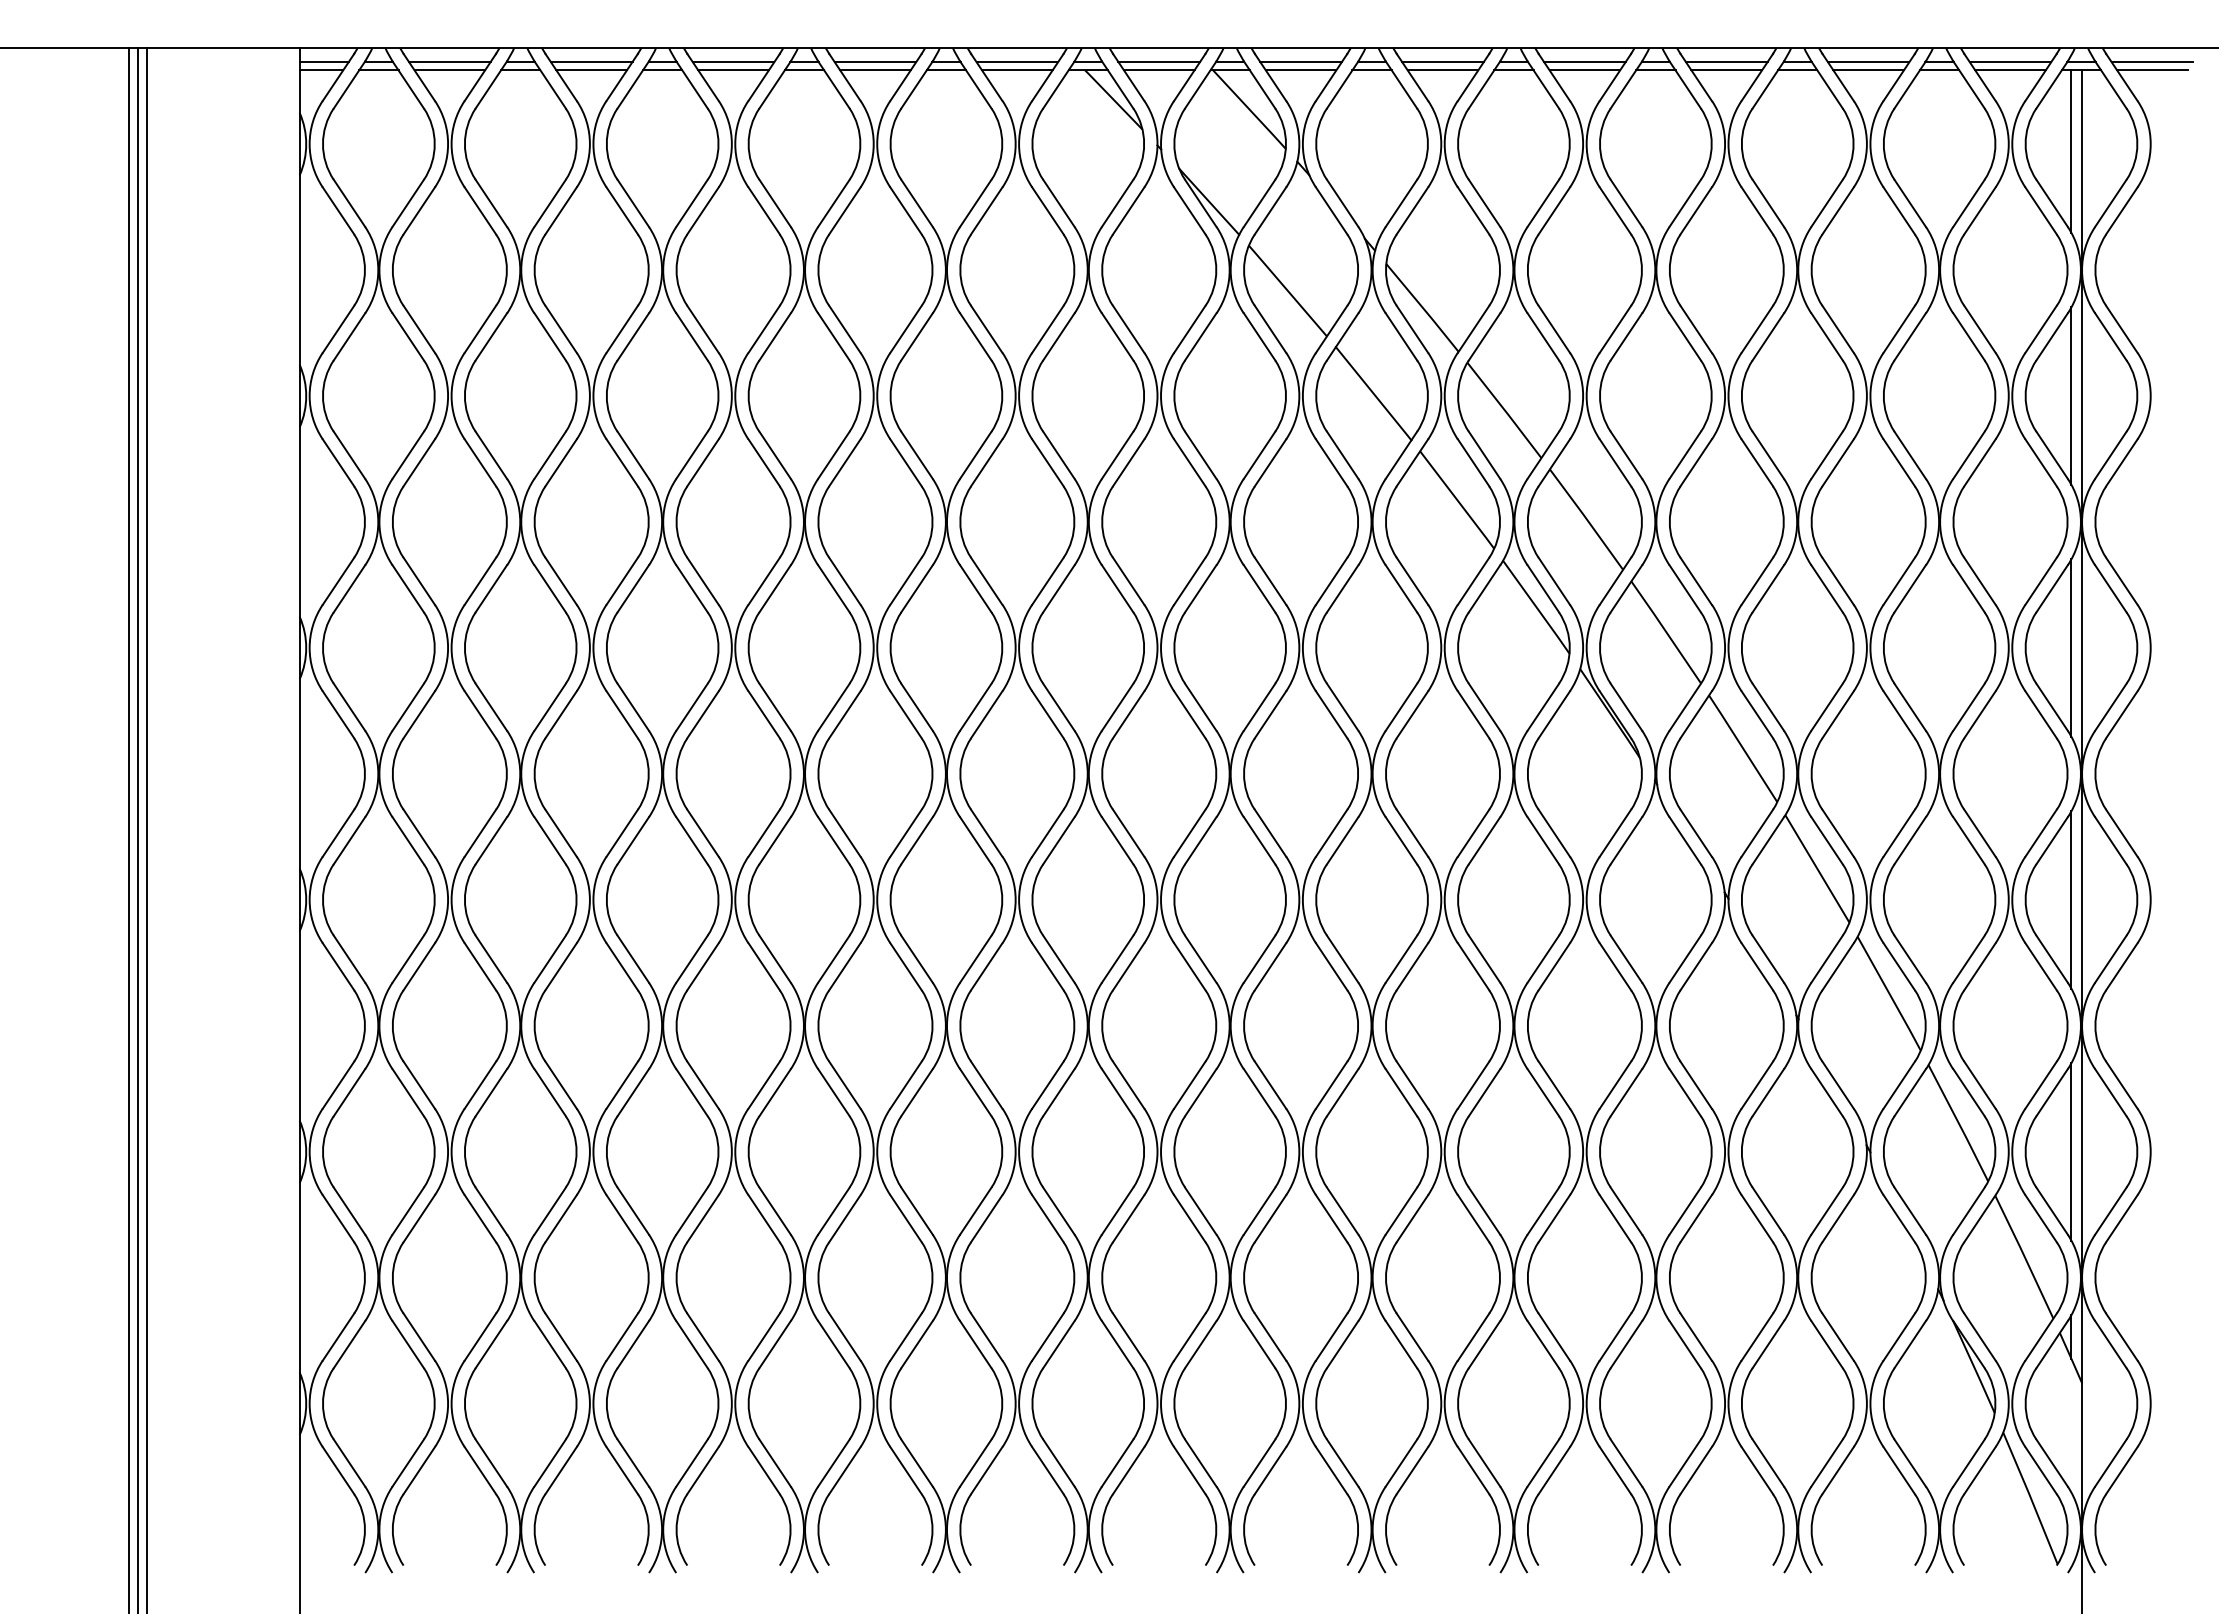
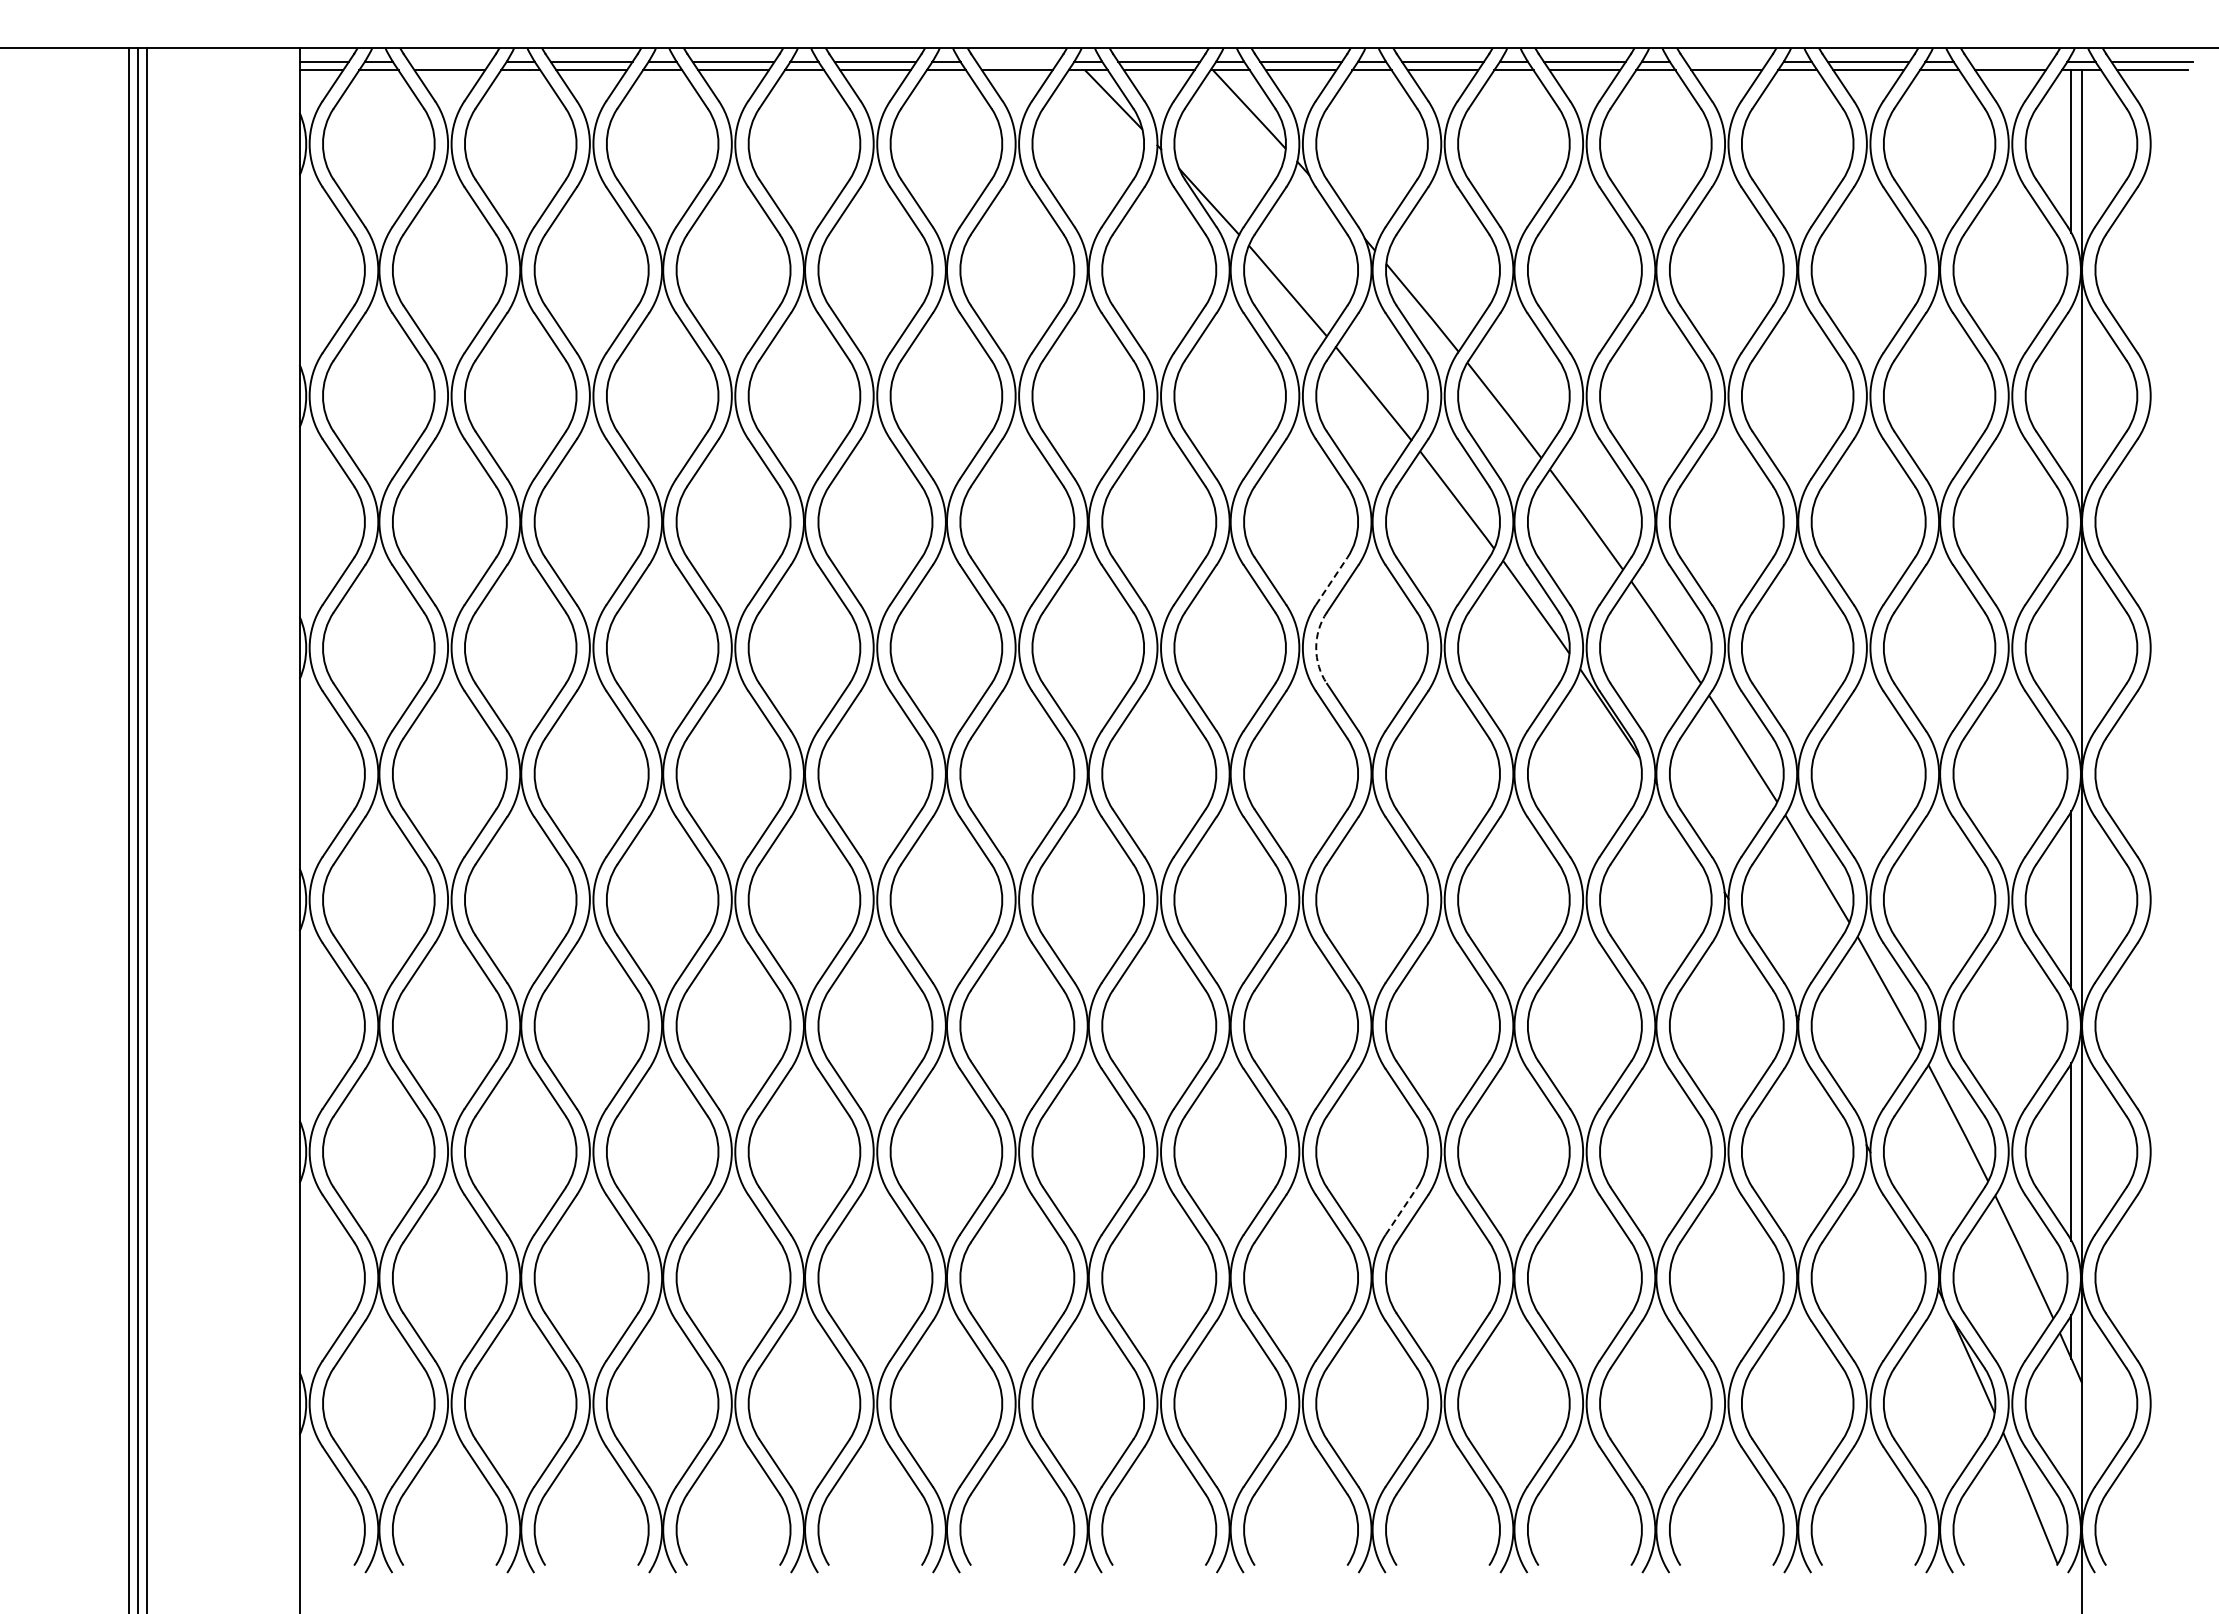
line: present -> none (449, 62)
line: present -> none (1017, 62)
line: present -> none (1726, 62)
line: present -> none (2010, 62)
line: present -> none (2071, 395)
line: solid -> dashed (1331, 580)
line: present -> none (2071, 647)
arc: solid -> dashed (1316, 648)
line: solid -> dashed (1401, 1210)
